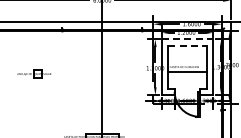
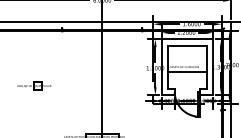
line: dashed -> solid (187, 39)
line: dashed -> solid (188, 45)
part position: (34, 73) -> (34, 85) (34, 85)
